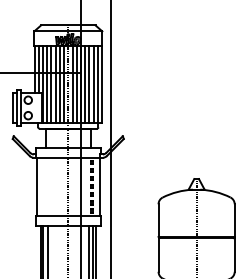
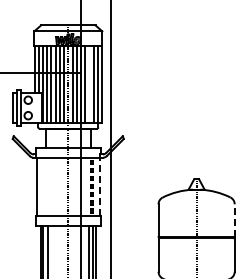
line: present -> none (89, 84)
line: solid -> dashed (99, 186)
line: solid -> dashed (234, 220)
